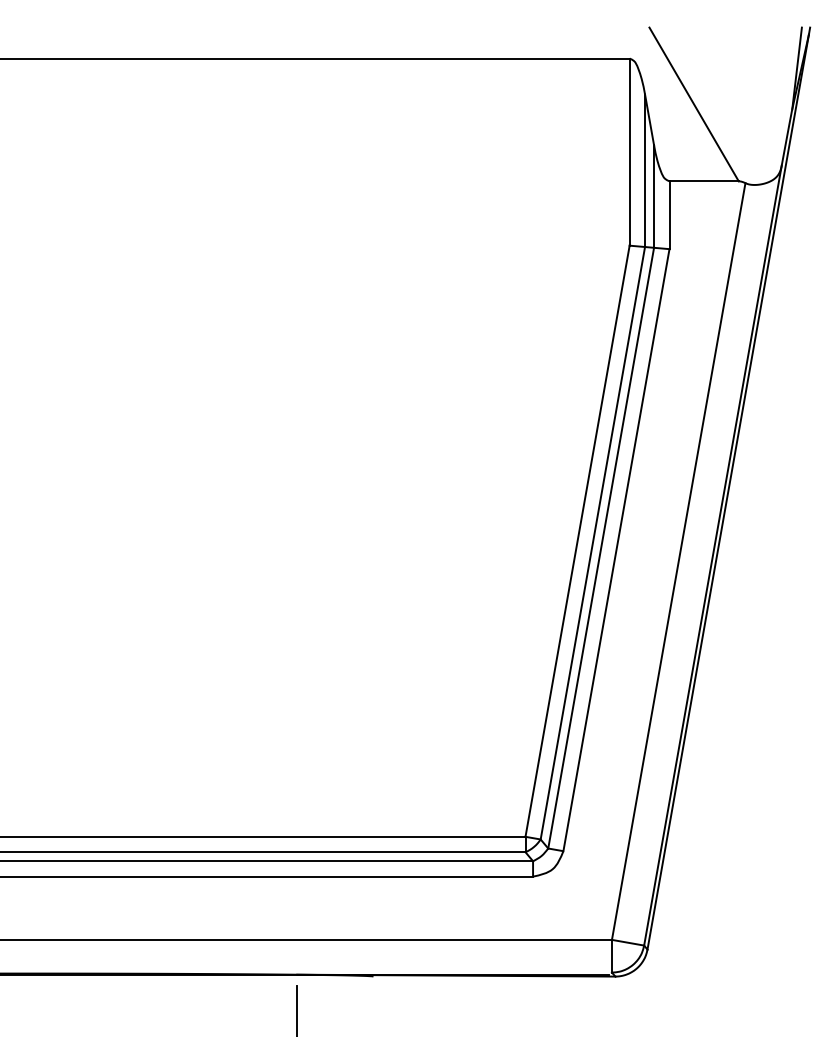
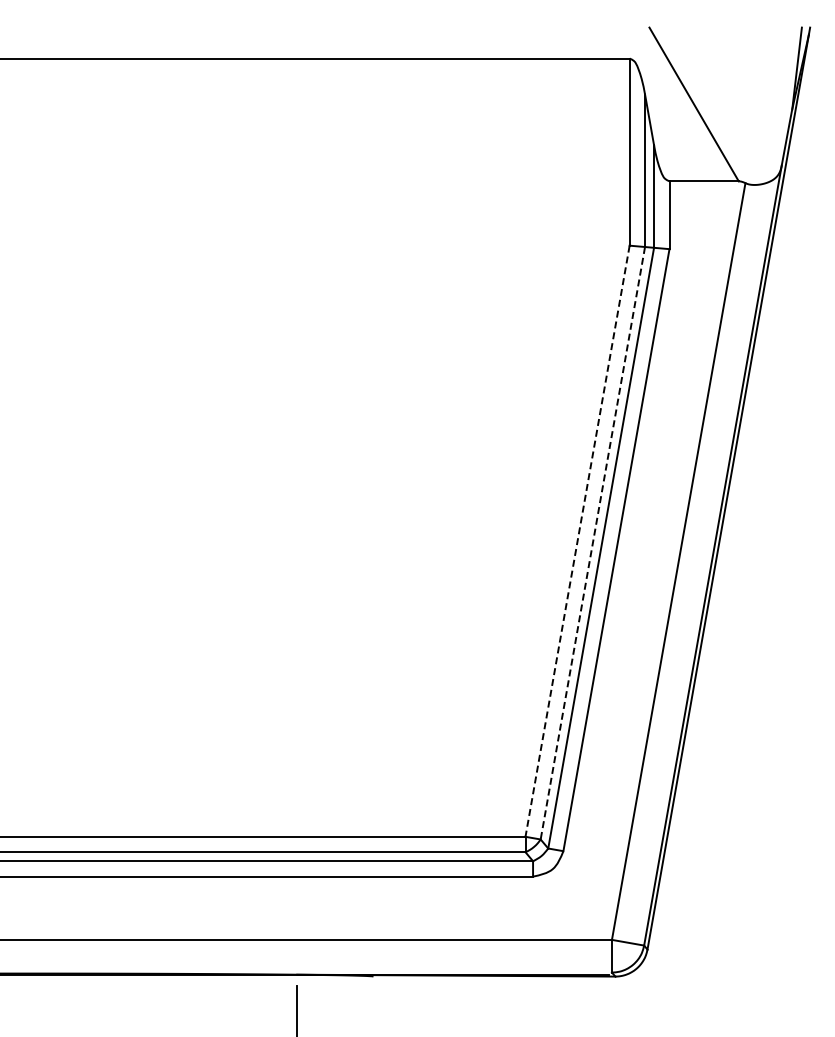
line: solid -> dashed (577, 541)
line: solid -> dashed (592, 543)
